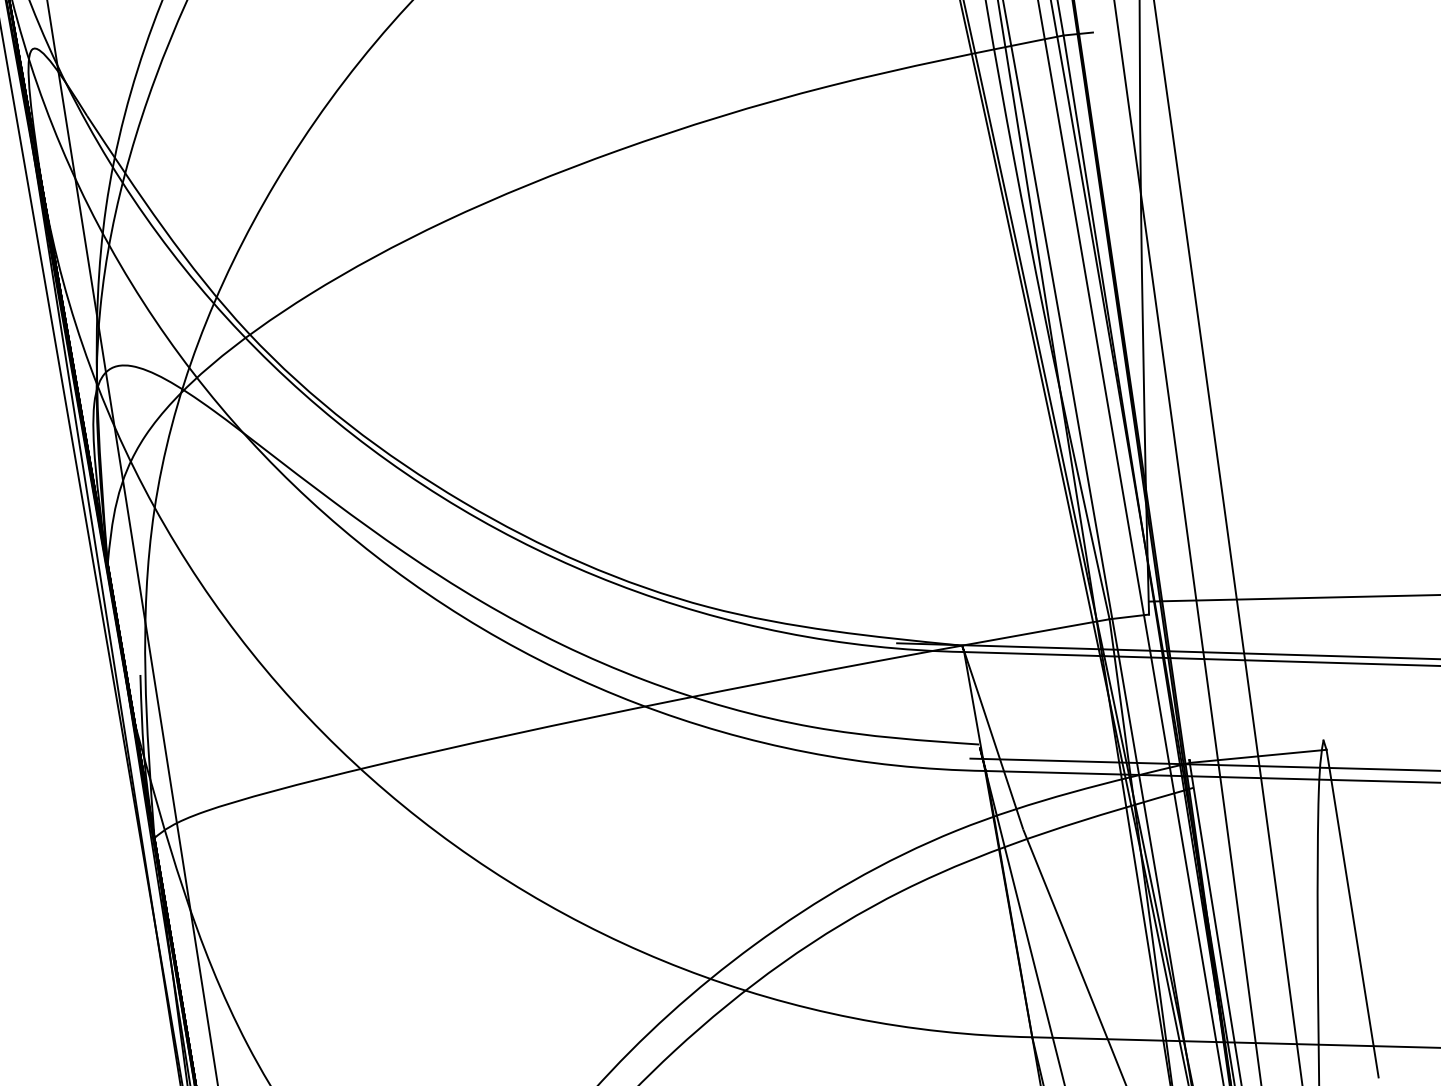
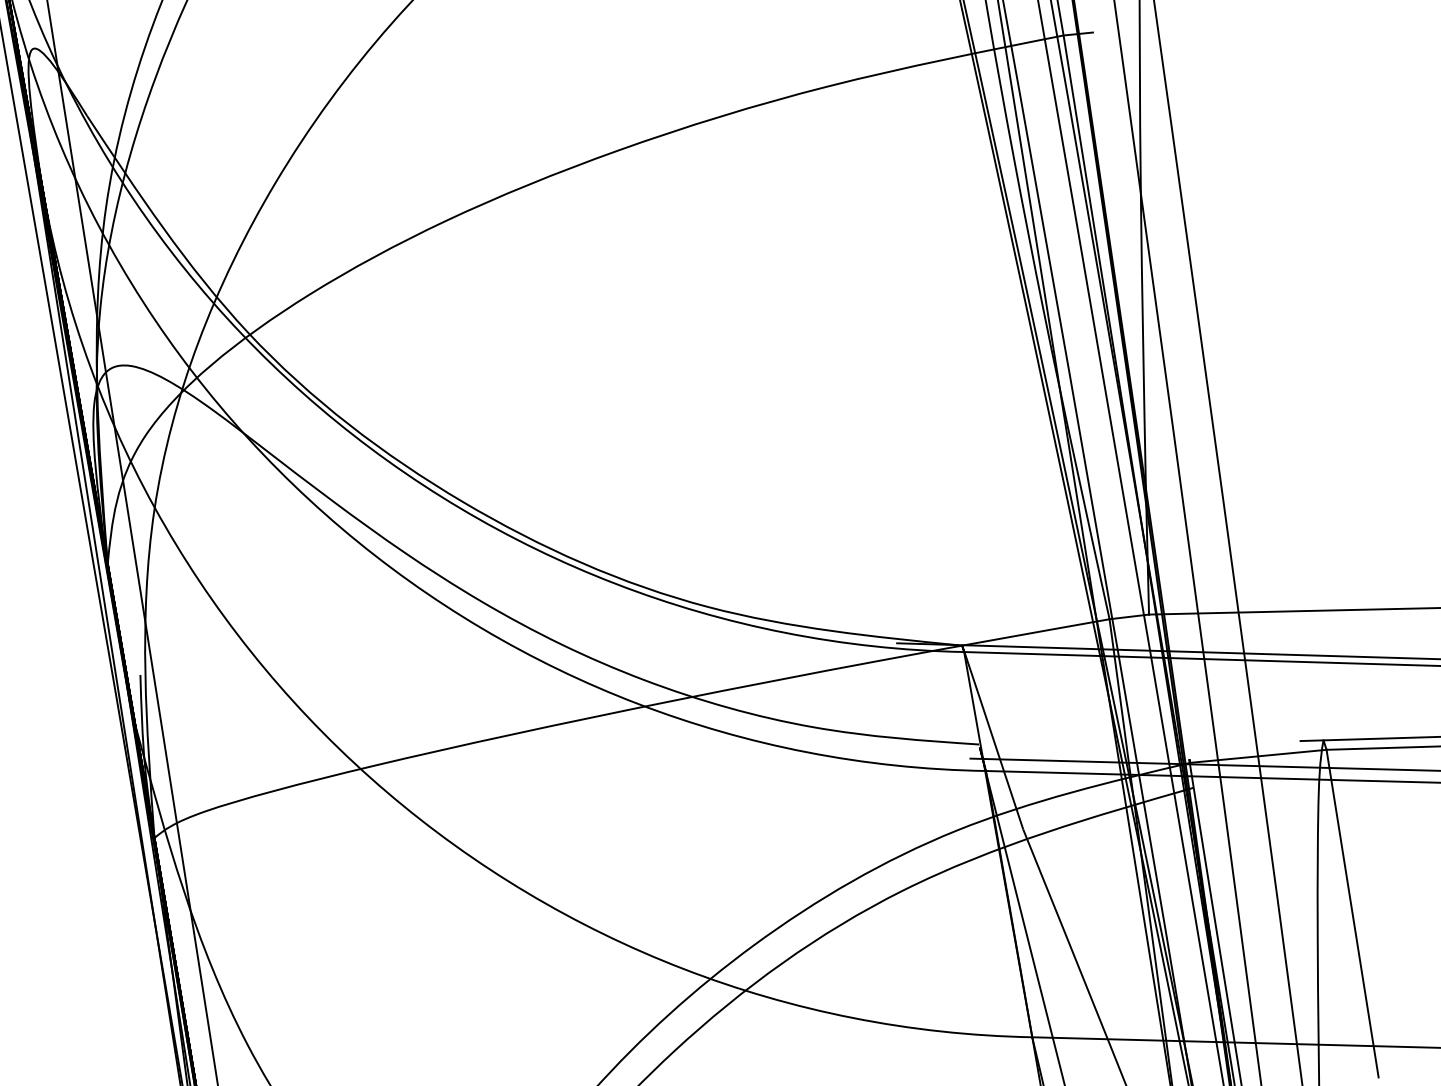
line position: (1293, 598) -> (1293, 611) (1293, 611)
line: none -> present (1368, 738)
line: none -> present (1381, 747)
